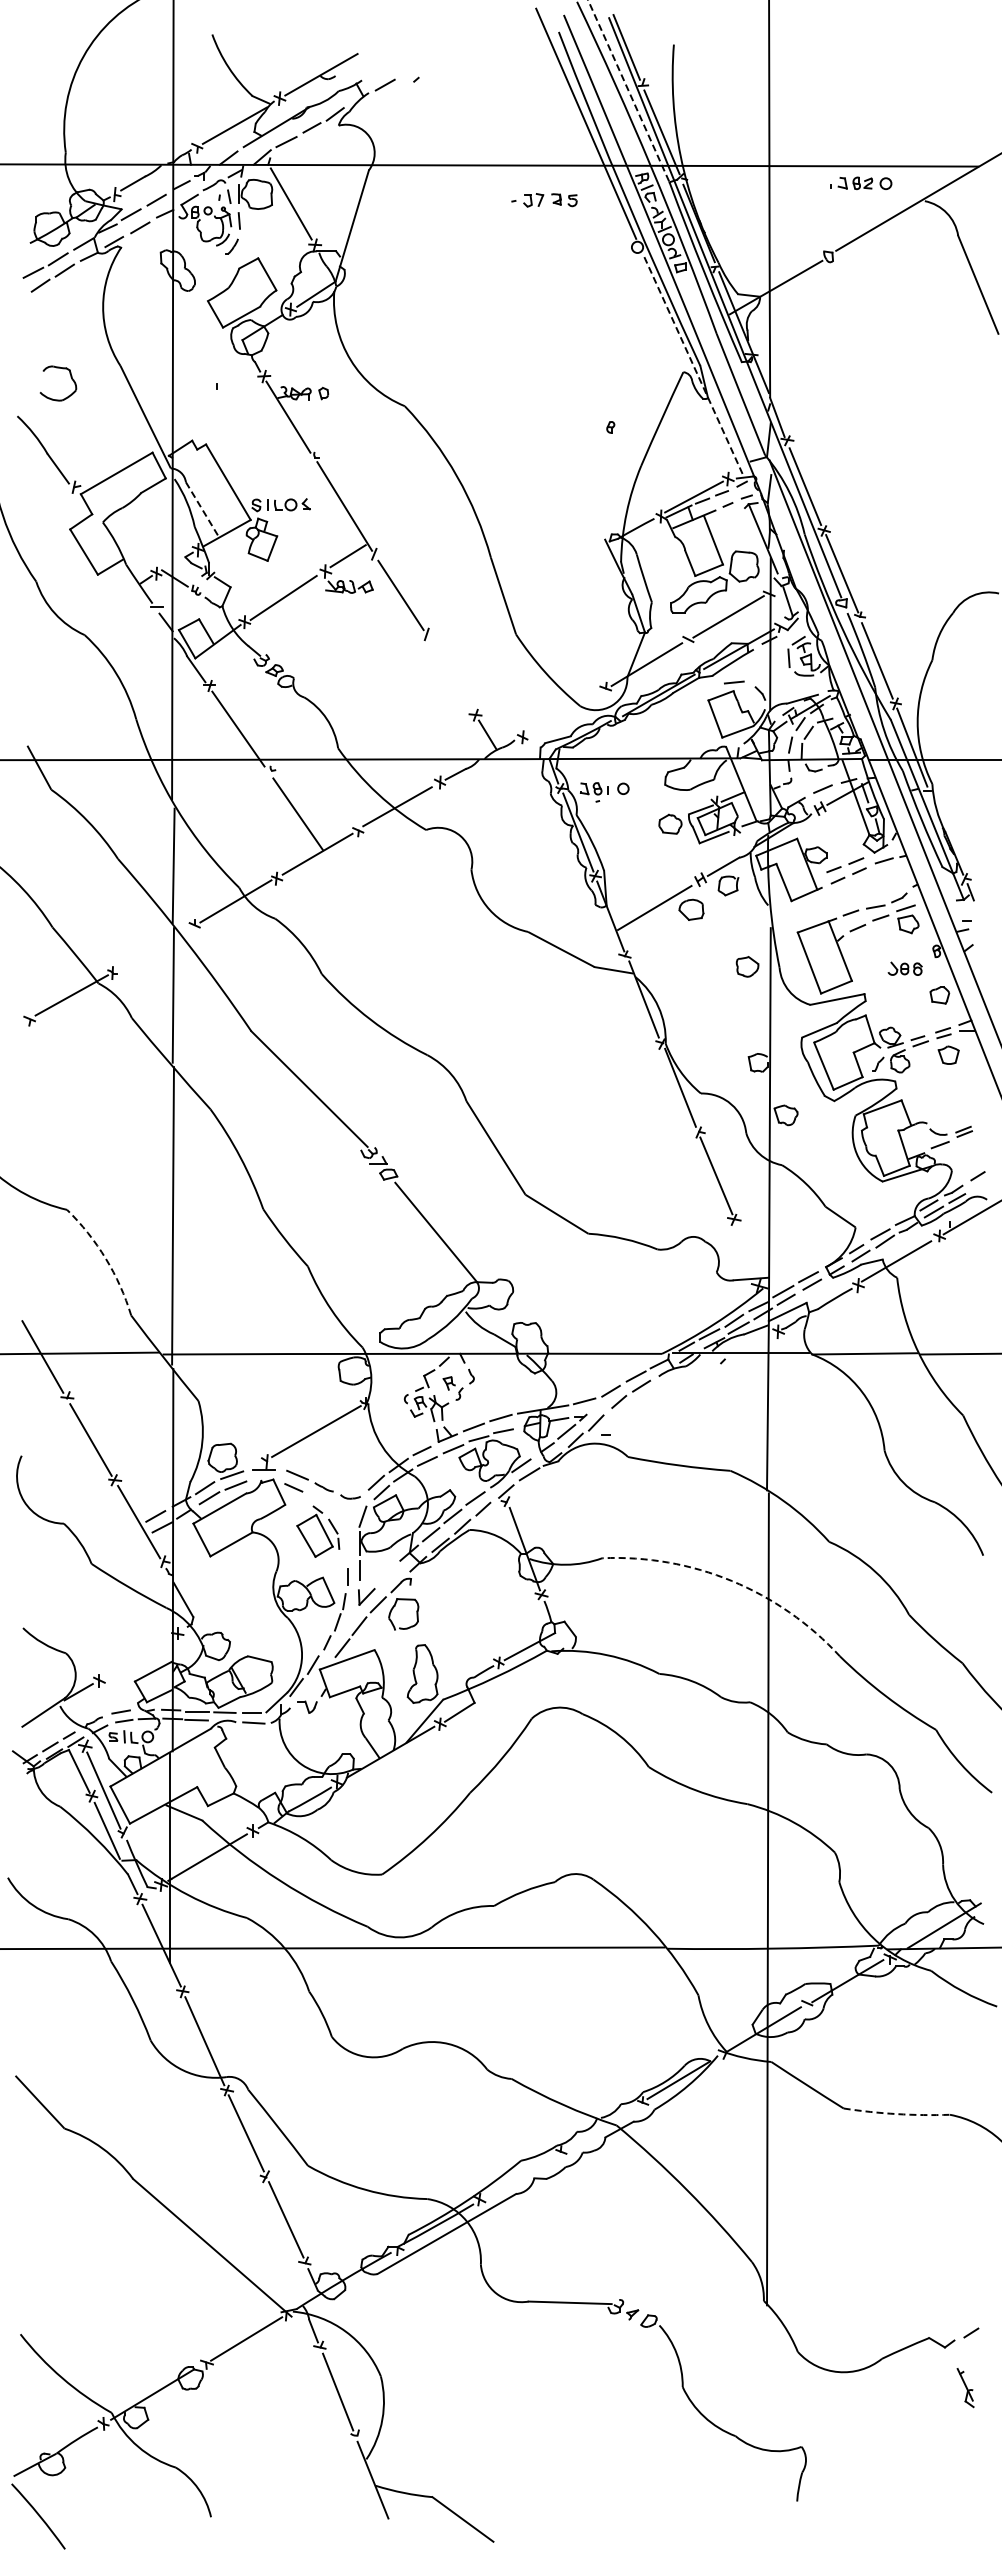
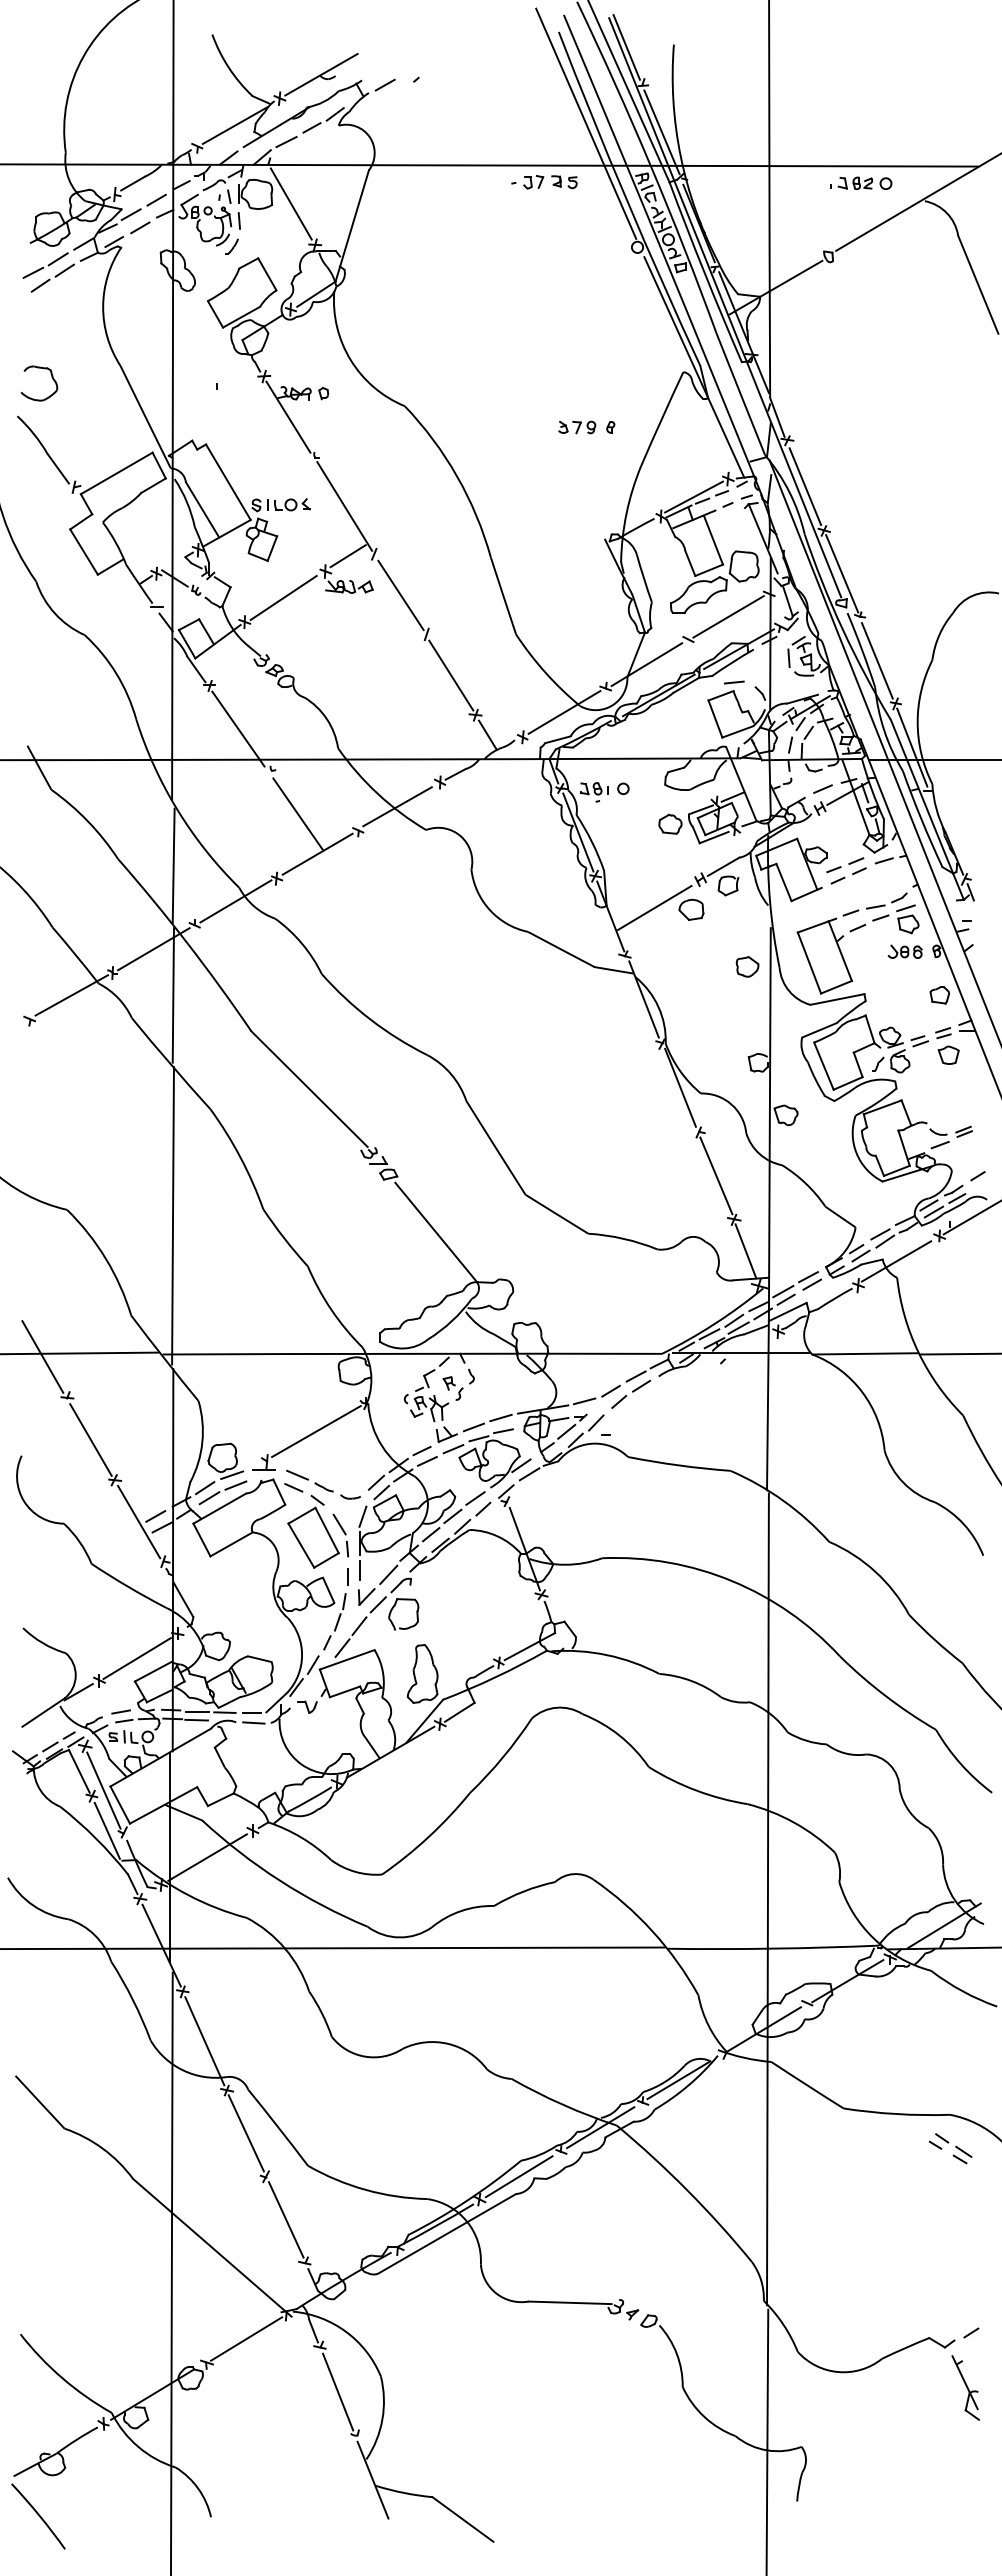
line: dashed -> solid (628, 91)
part position: (544, 200) -> (544, 182) (544, 182)
line: dashed -> solid (694, 367)
part position: (70, 377) -> (51, 377) (51, 377)
part: none -> present (577, 427)
line: dashed -> solid (202, 510)
line: none -> present (451, 675)
line: none -> present (564, 712)
line: none -> present (153, 949)
part position: (904, 968) -> (904, 951) (904, 951)
line: none -> present (745, 1251)
arc: dashed -> solid (105, 1258)
part size: 45x53 px -> 63x75 px (318, 1531)
line: none -> present (388, 1574)
arc: dashed -> solid (731, 1581)
line: none -> present (136, 1658)
arc: dashed -> solid (896, 2114)
line: none -> present (600, 2127)
part: none -> present (950, 2148)
line: none -> present (518, 2176)
line: none -> present (171, 2272)
part size: 19x41 px -> 29x66 px (965, 2387)
line: none -> present (767, 2440)
